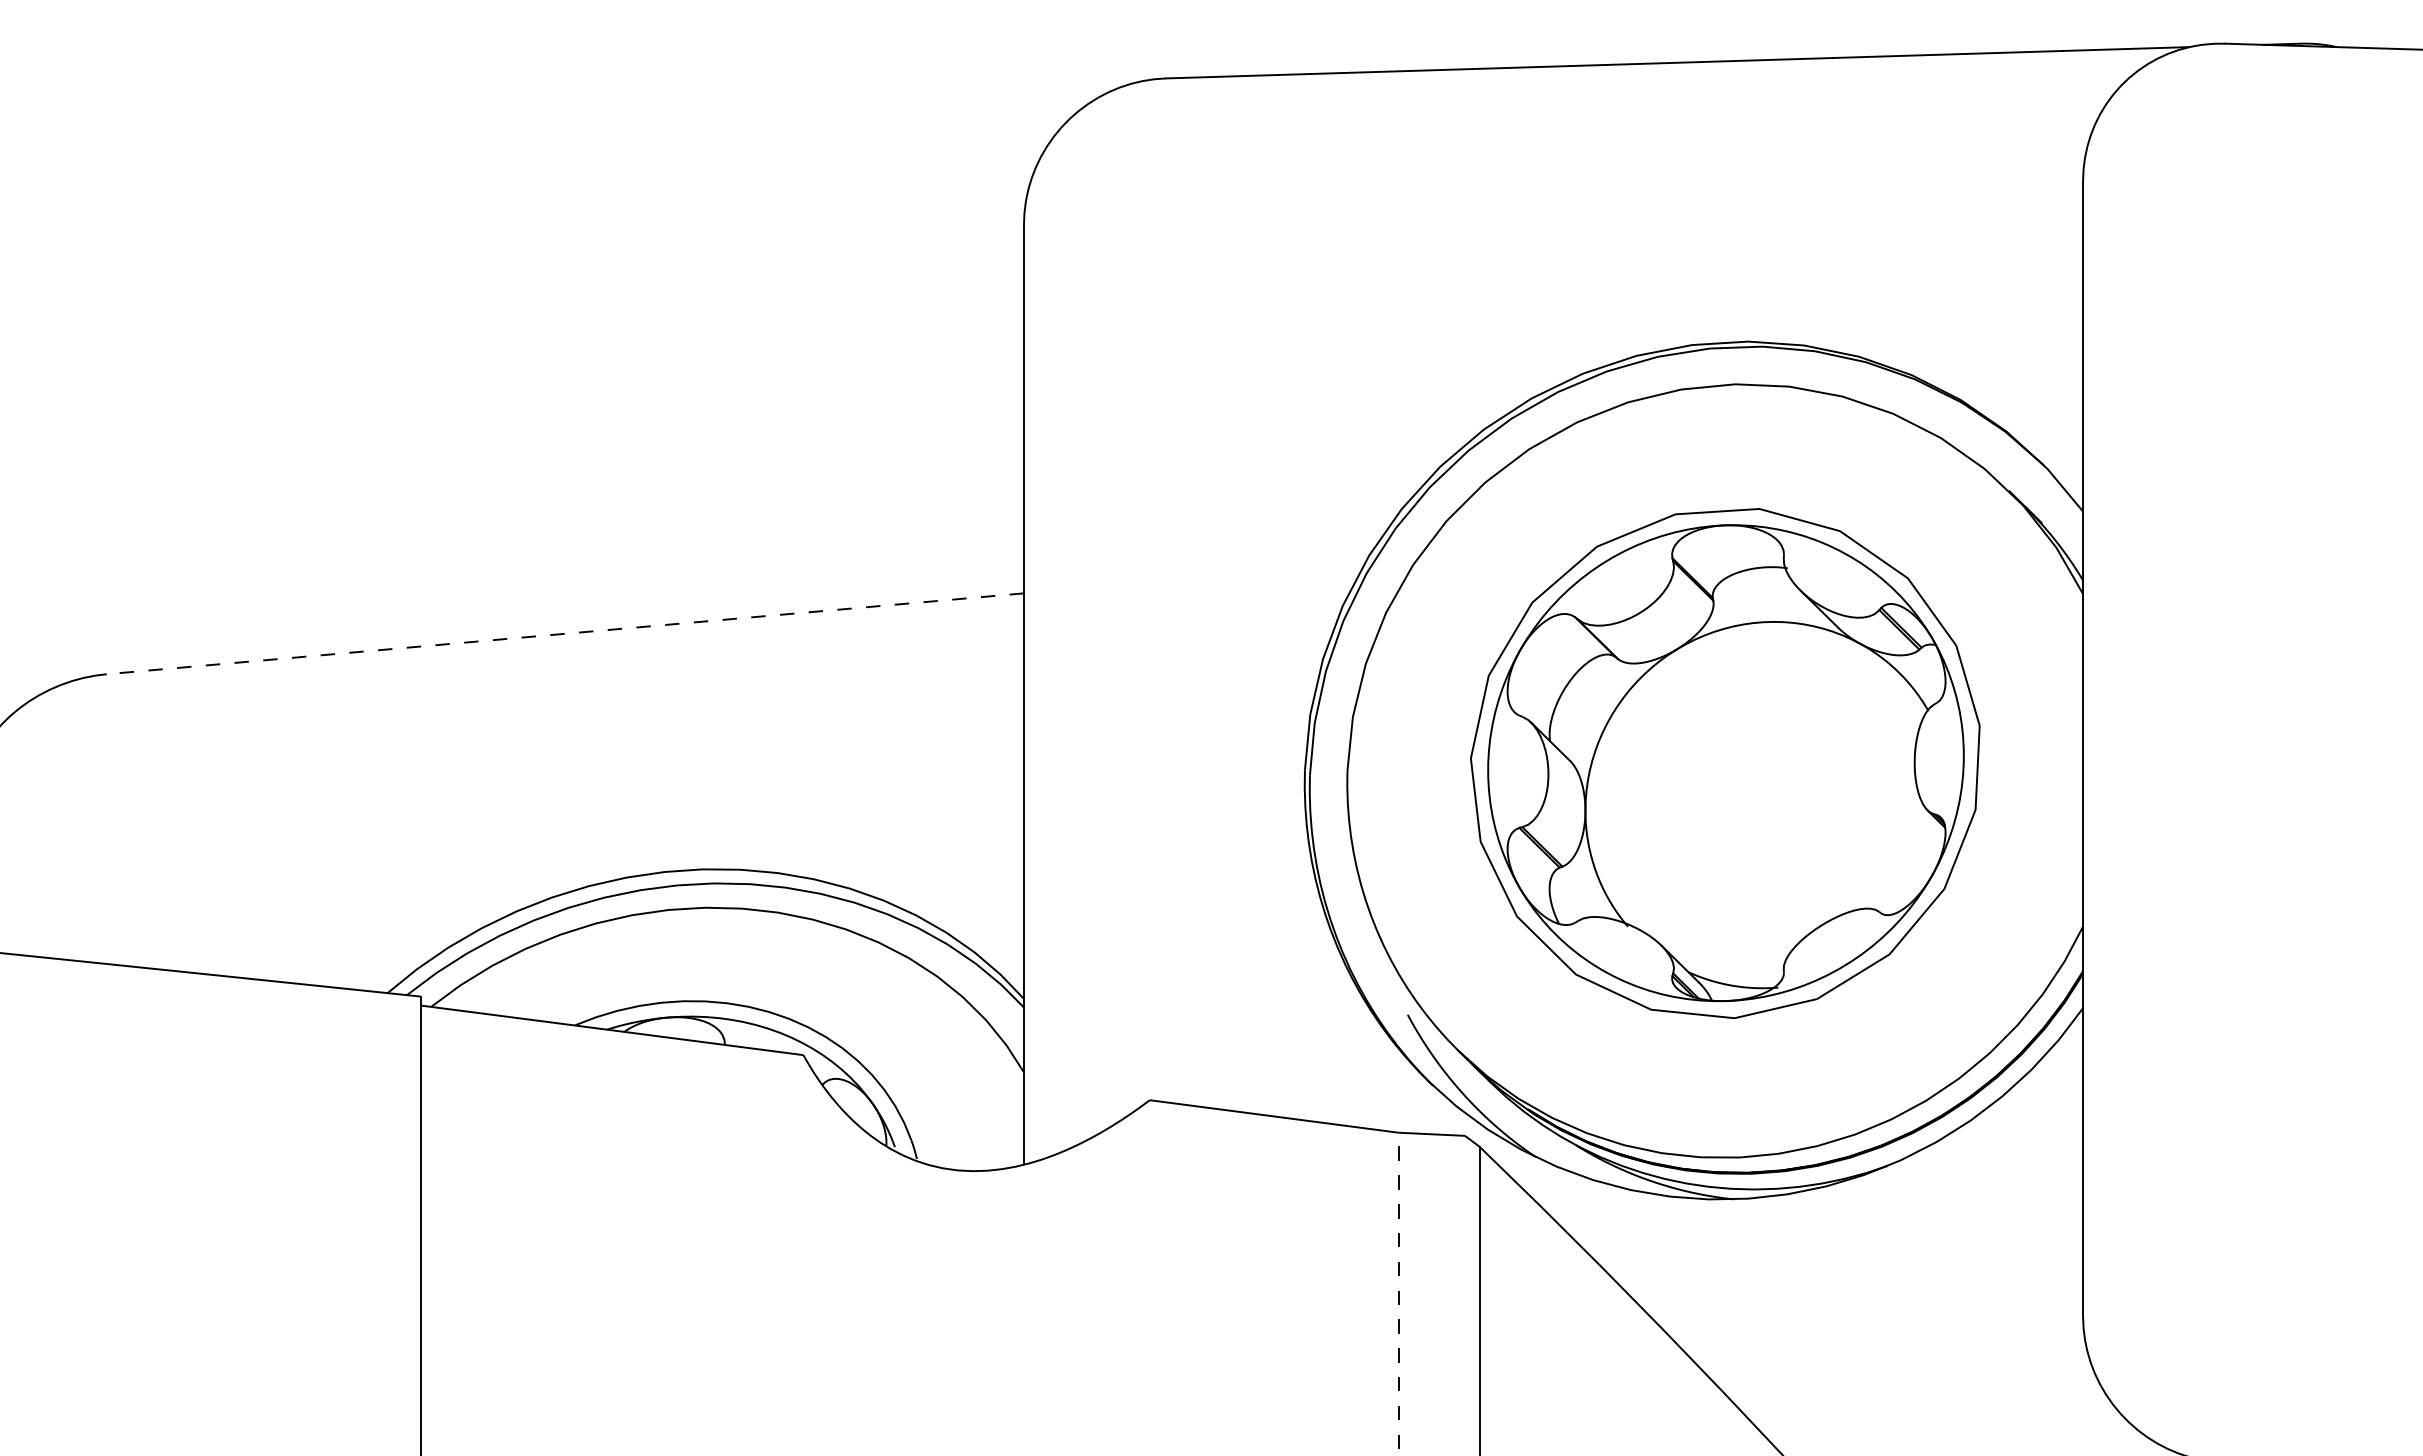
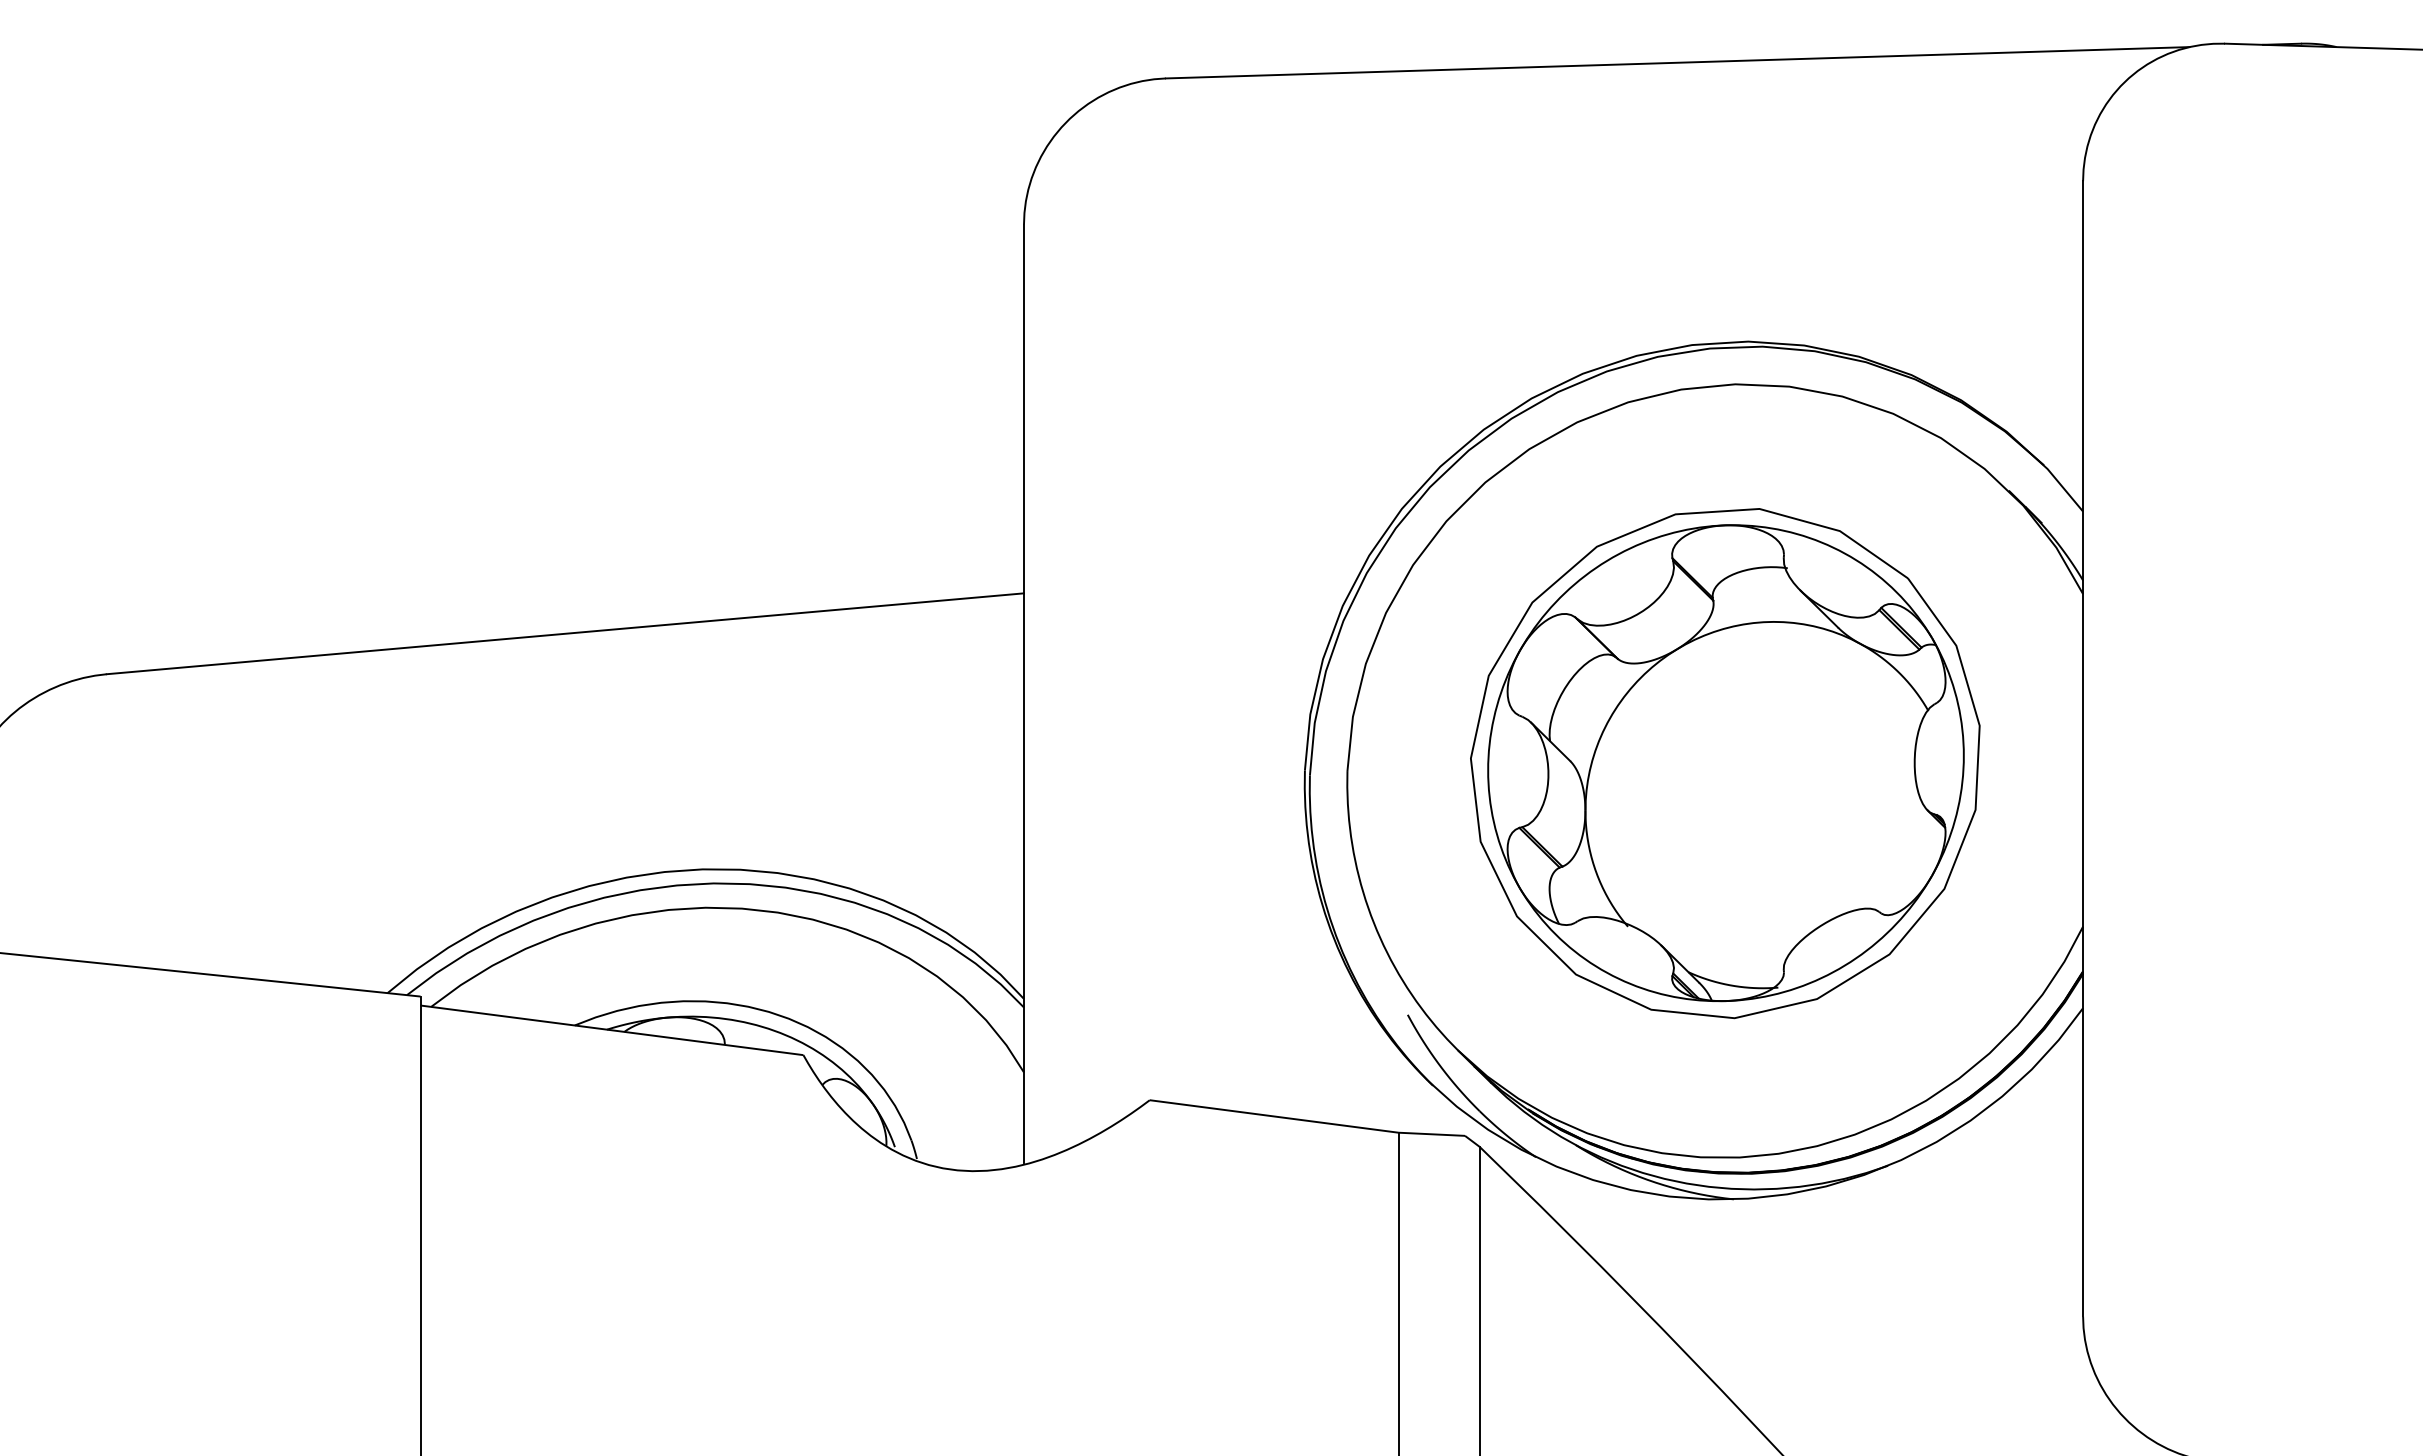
line: dashed -> solid (564, 633)
line: dashed -> solid (1398, 1293)
